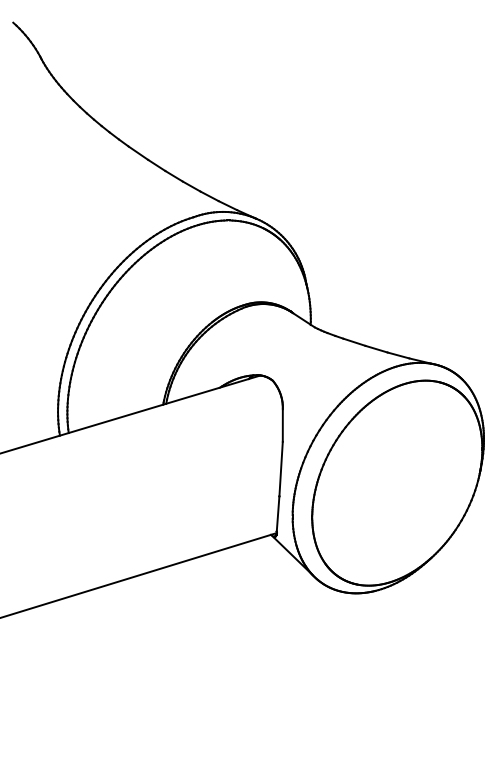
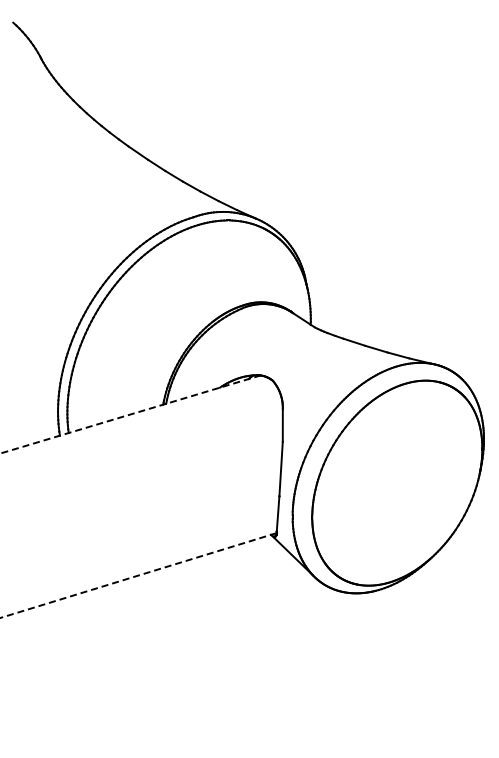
line: solid -> dashed (131, 414)
line: solid -> dashed (137, 575)
